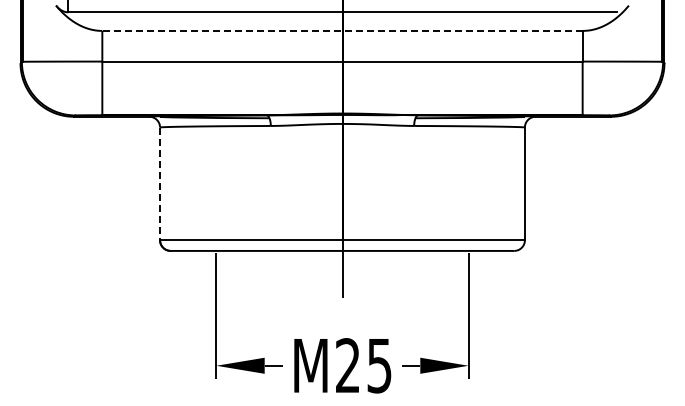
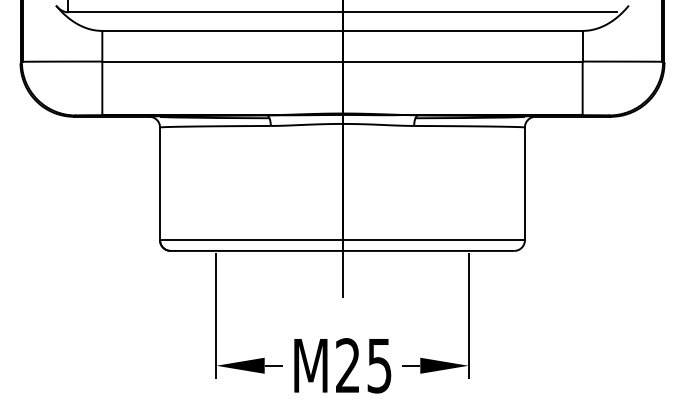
line: dashed -> solid (341, 30)
line: dashed -> solid (160, 184)
